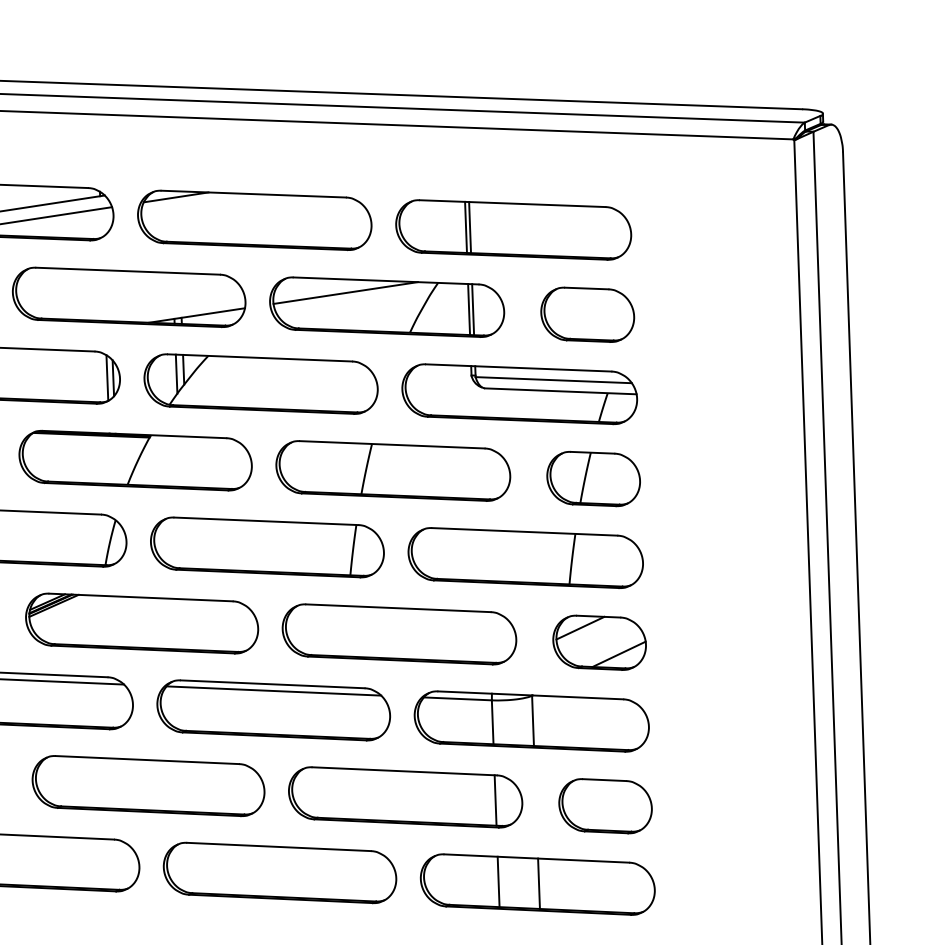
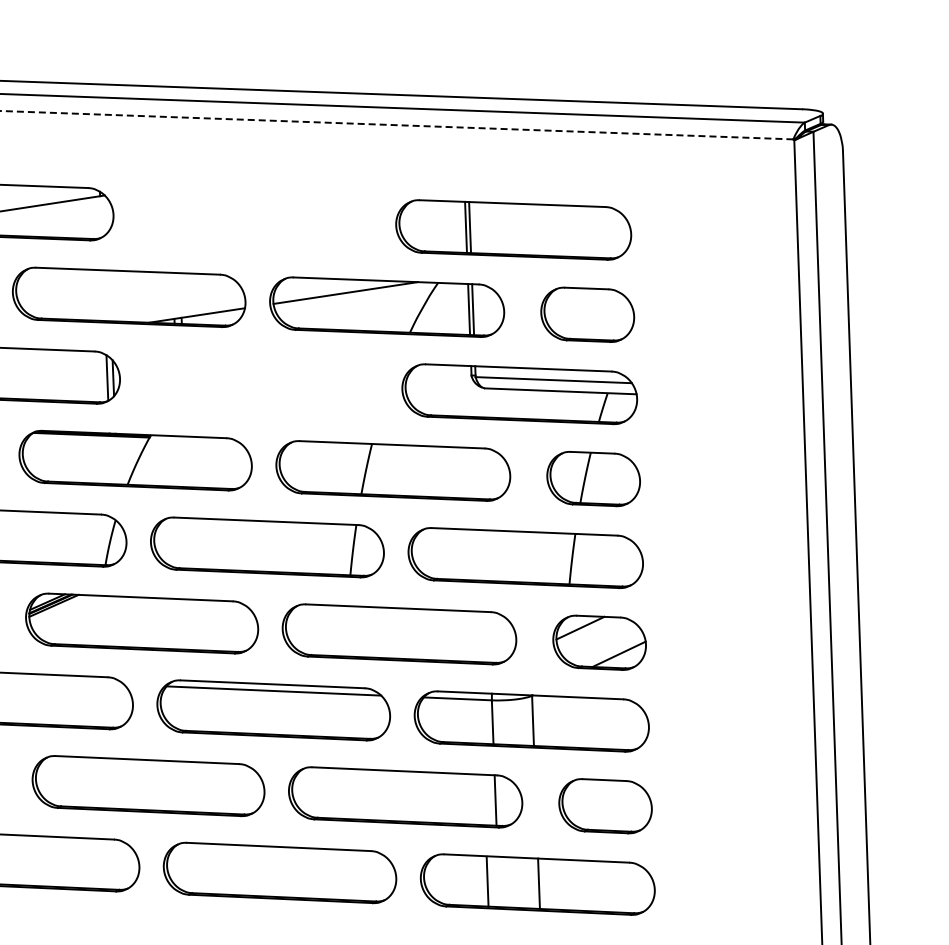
line: solid -> dashed (396, 125)
line: present -> none (57, 215)
part: present -> none (254, 219)
part: present -> none (260, 383)
line: present -> none (63, 681)
line position: (498, 881) -> (487, 881) (487, 881)
